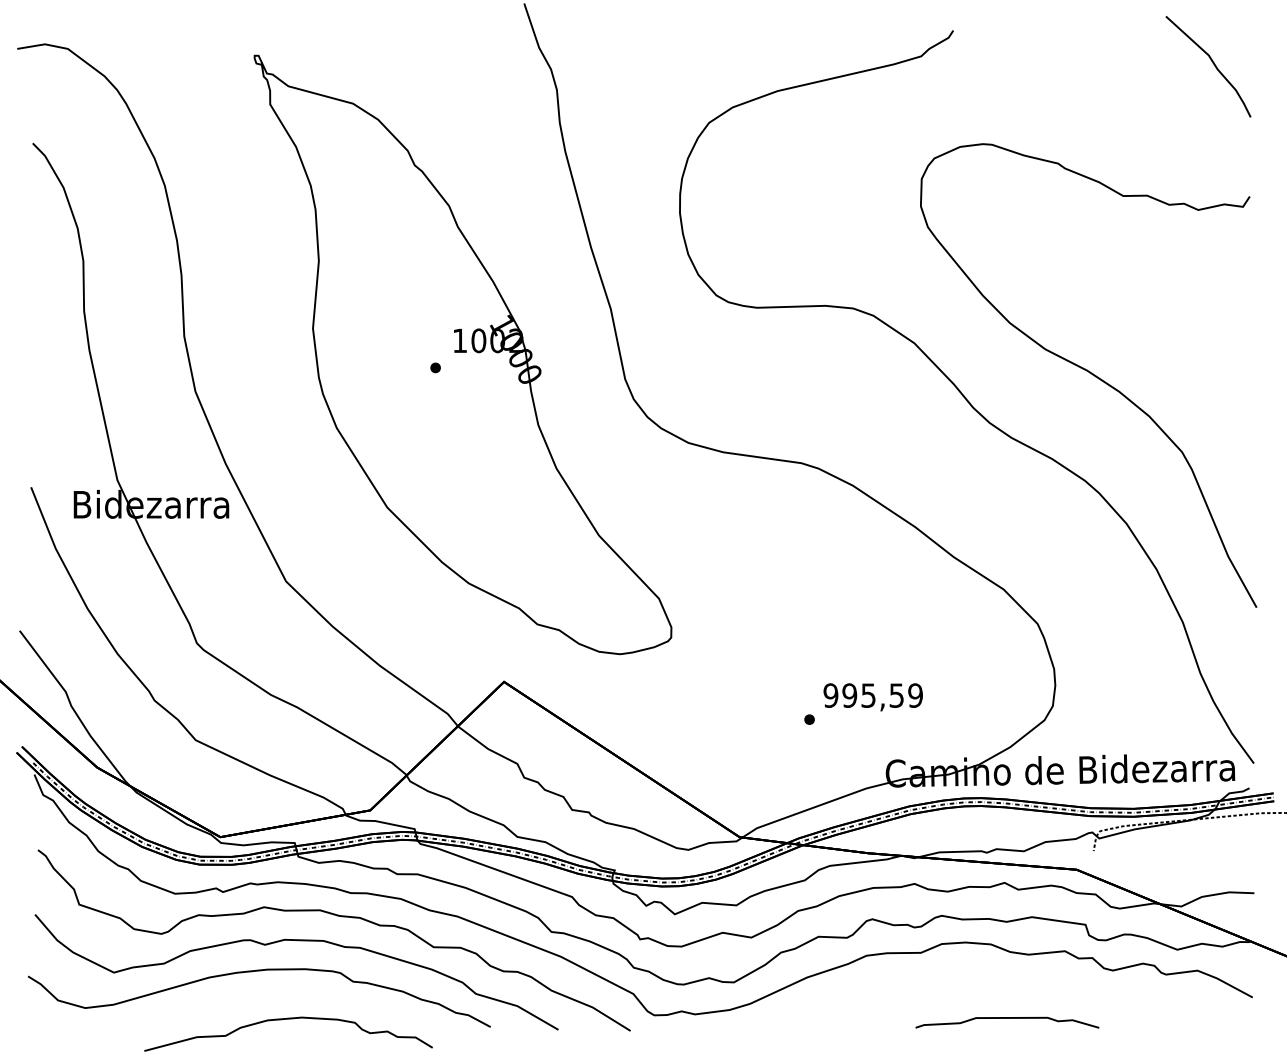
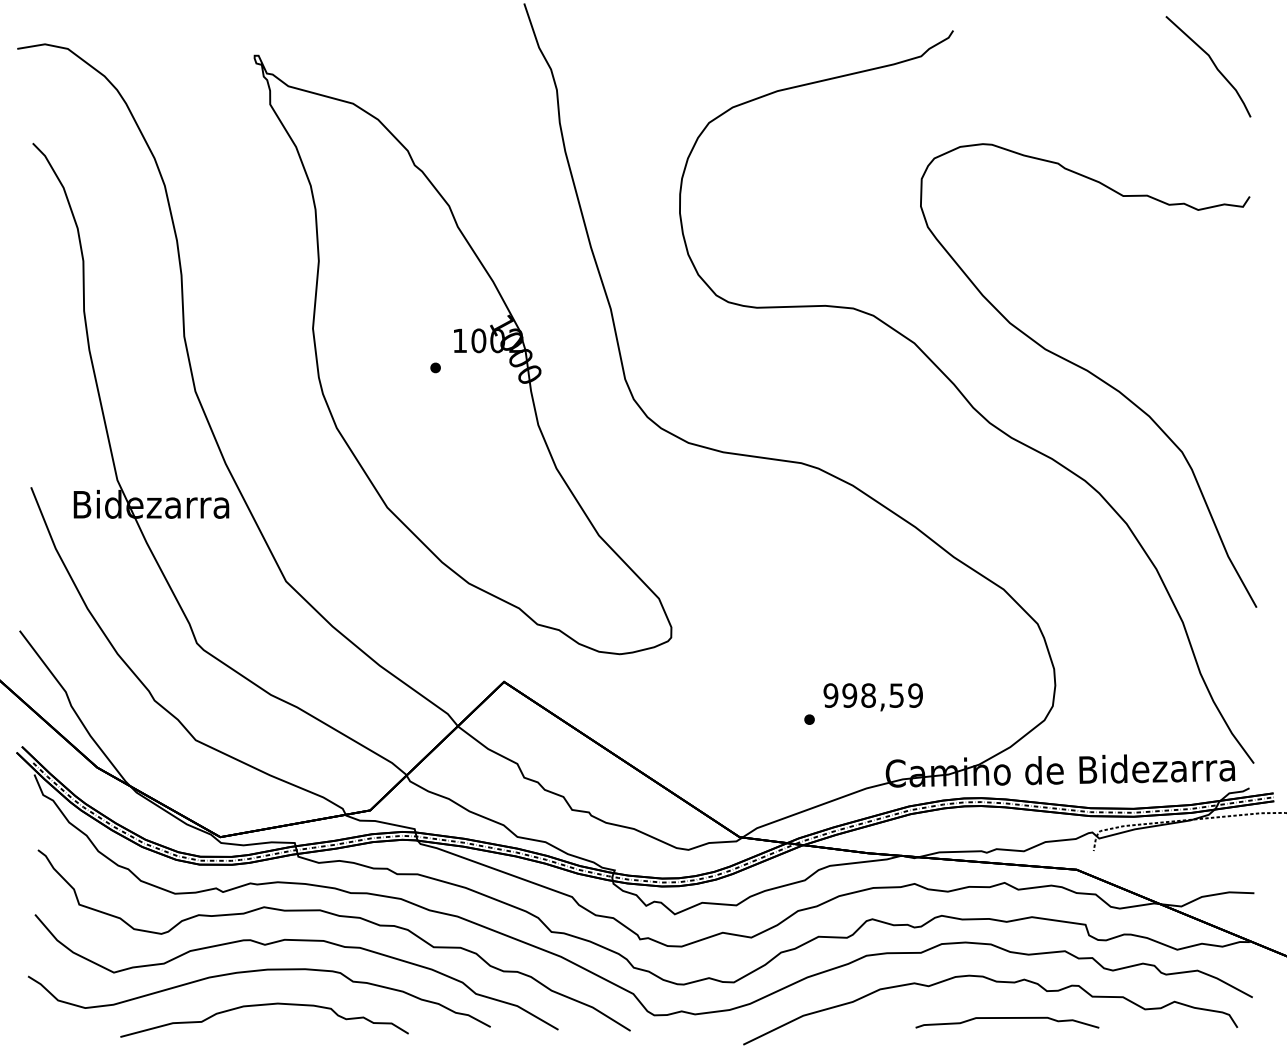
text: 995,59 -> 998,59 (868, 695)
curve: none -> present (995, 982)
curve position: (288, 1019) -> (264, 1005) (264, 1005)
